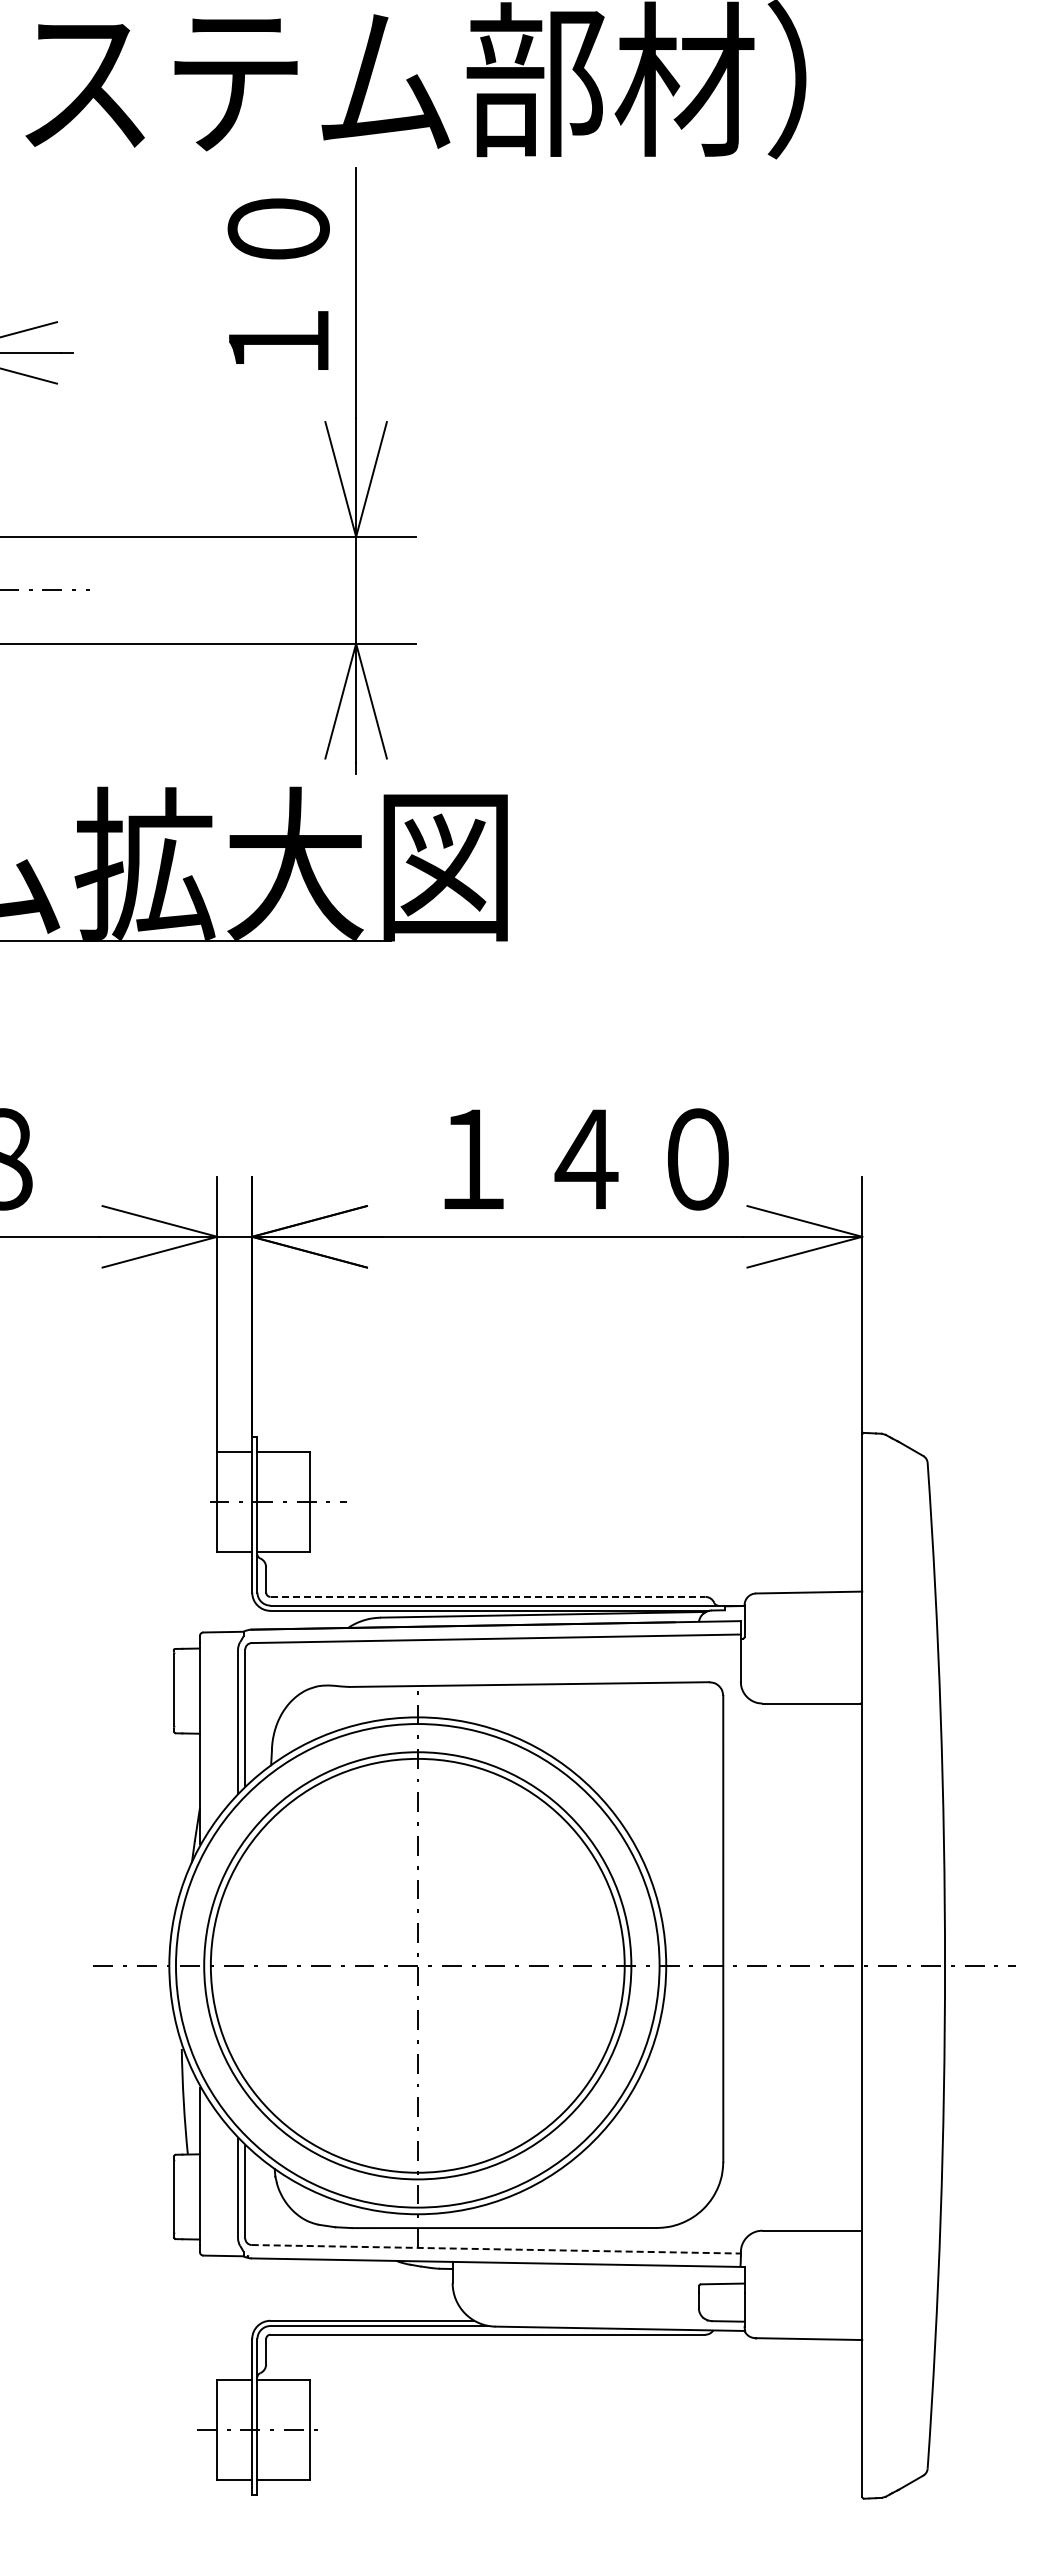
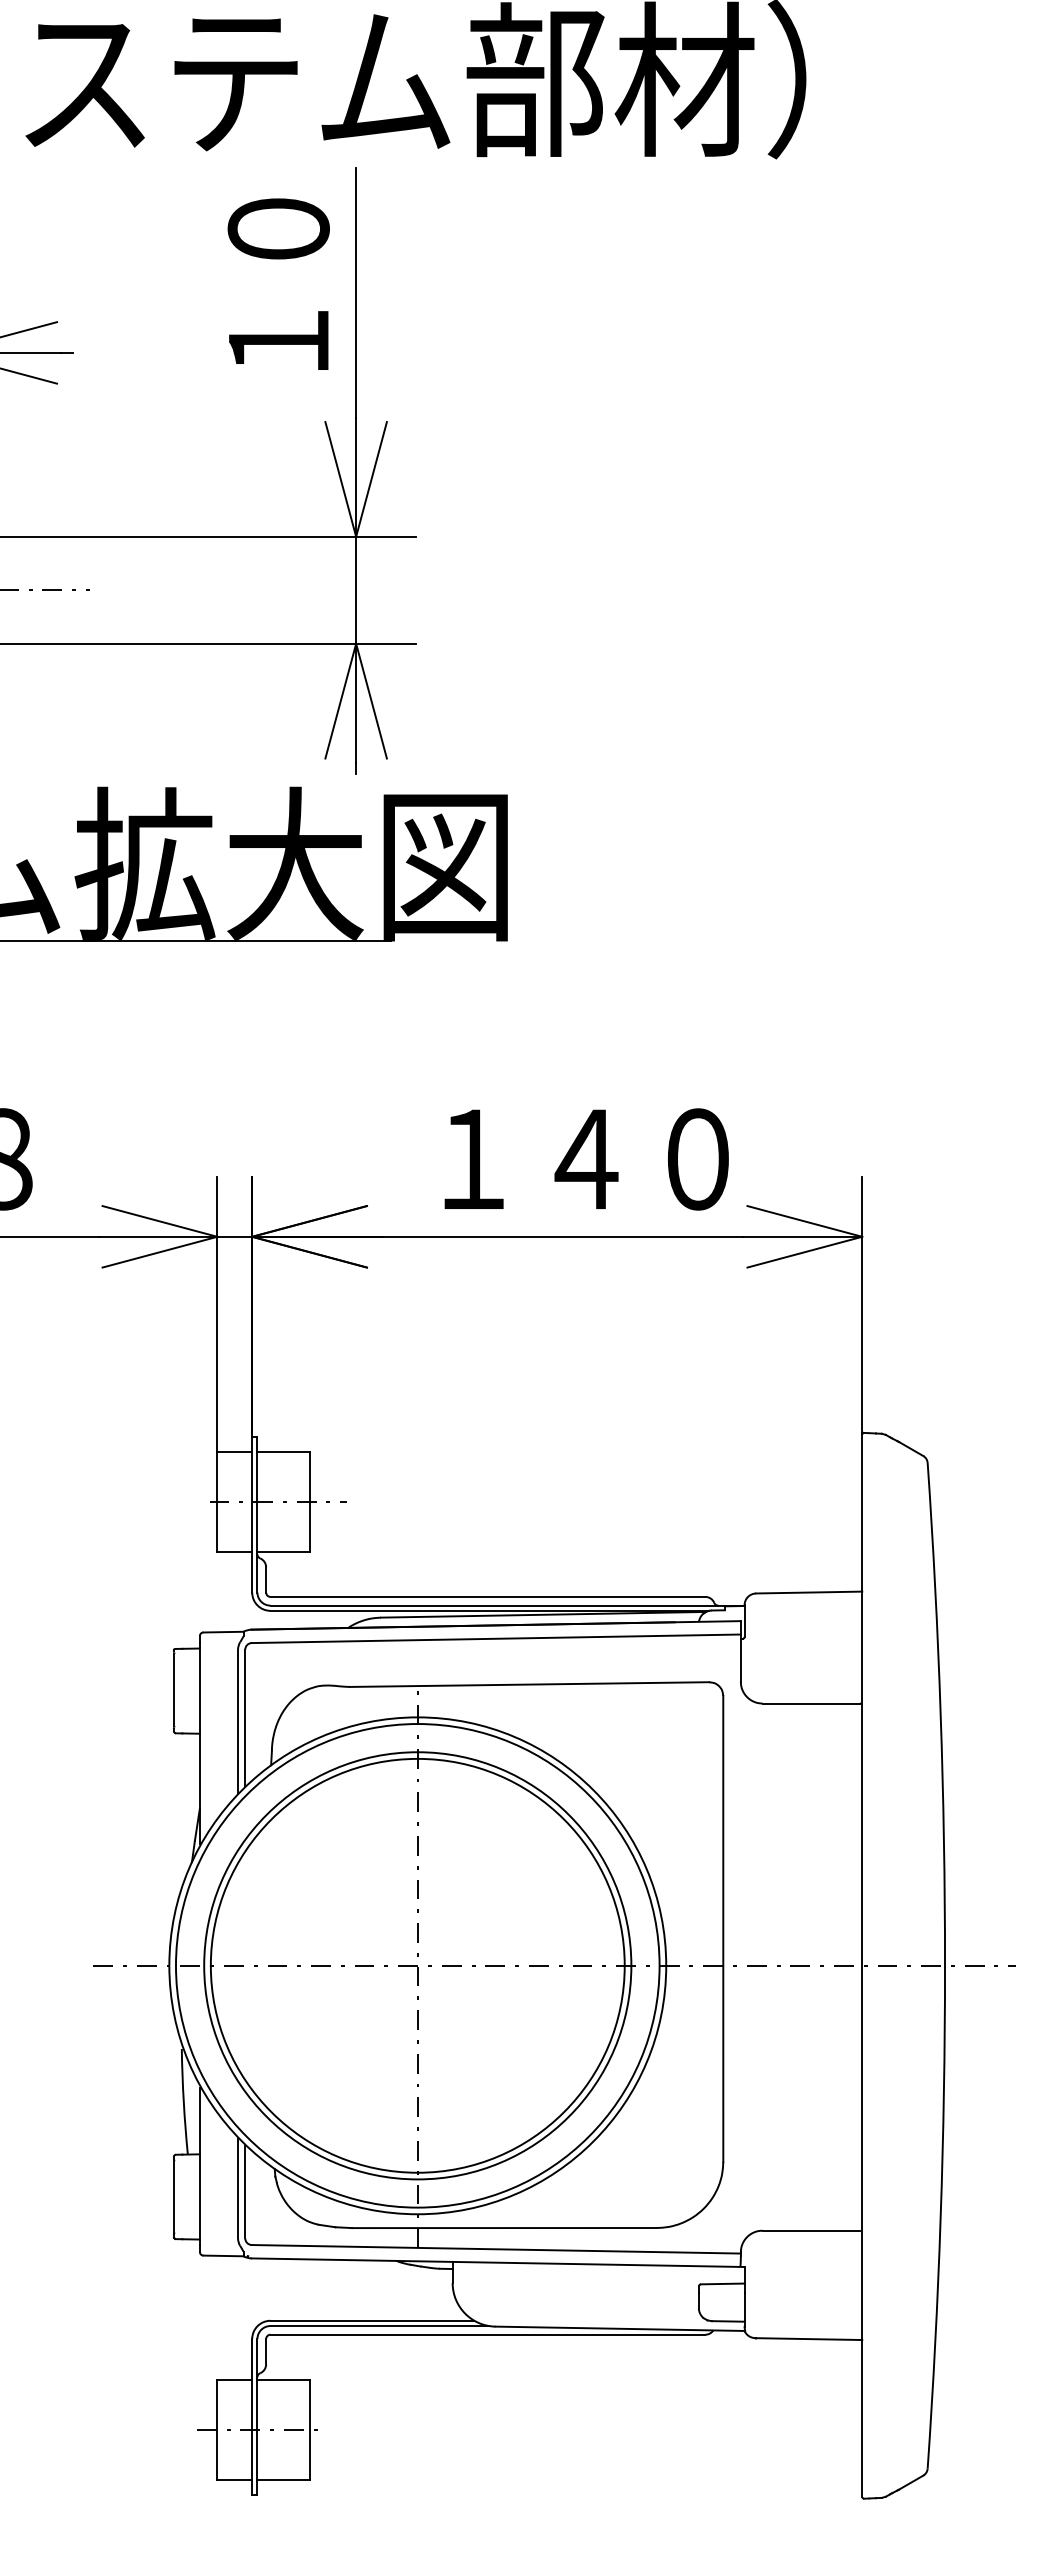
line: dashed -> solid (488, 1596)
line: dashed -> solid (496, 2249)
